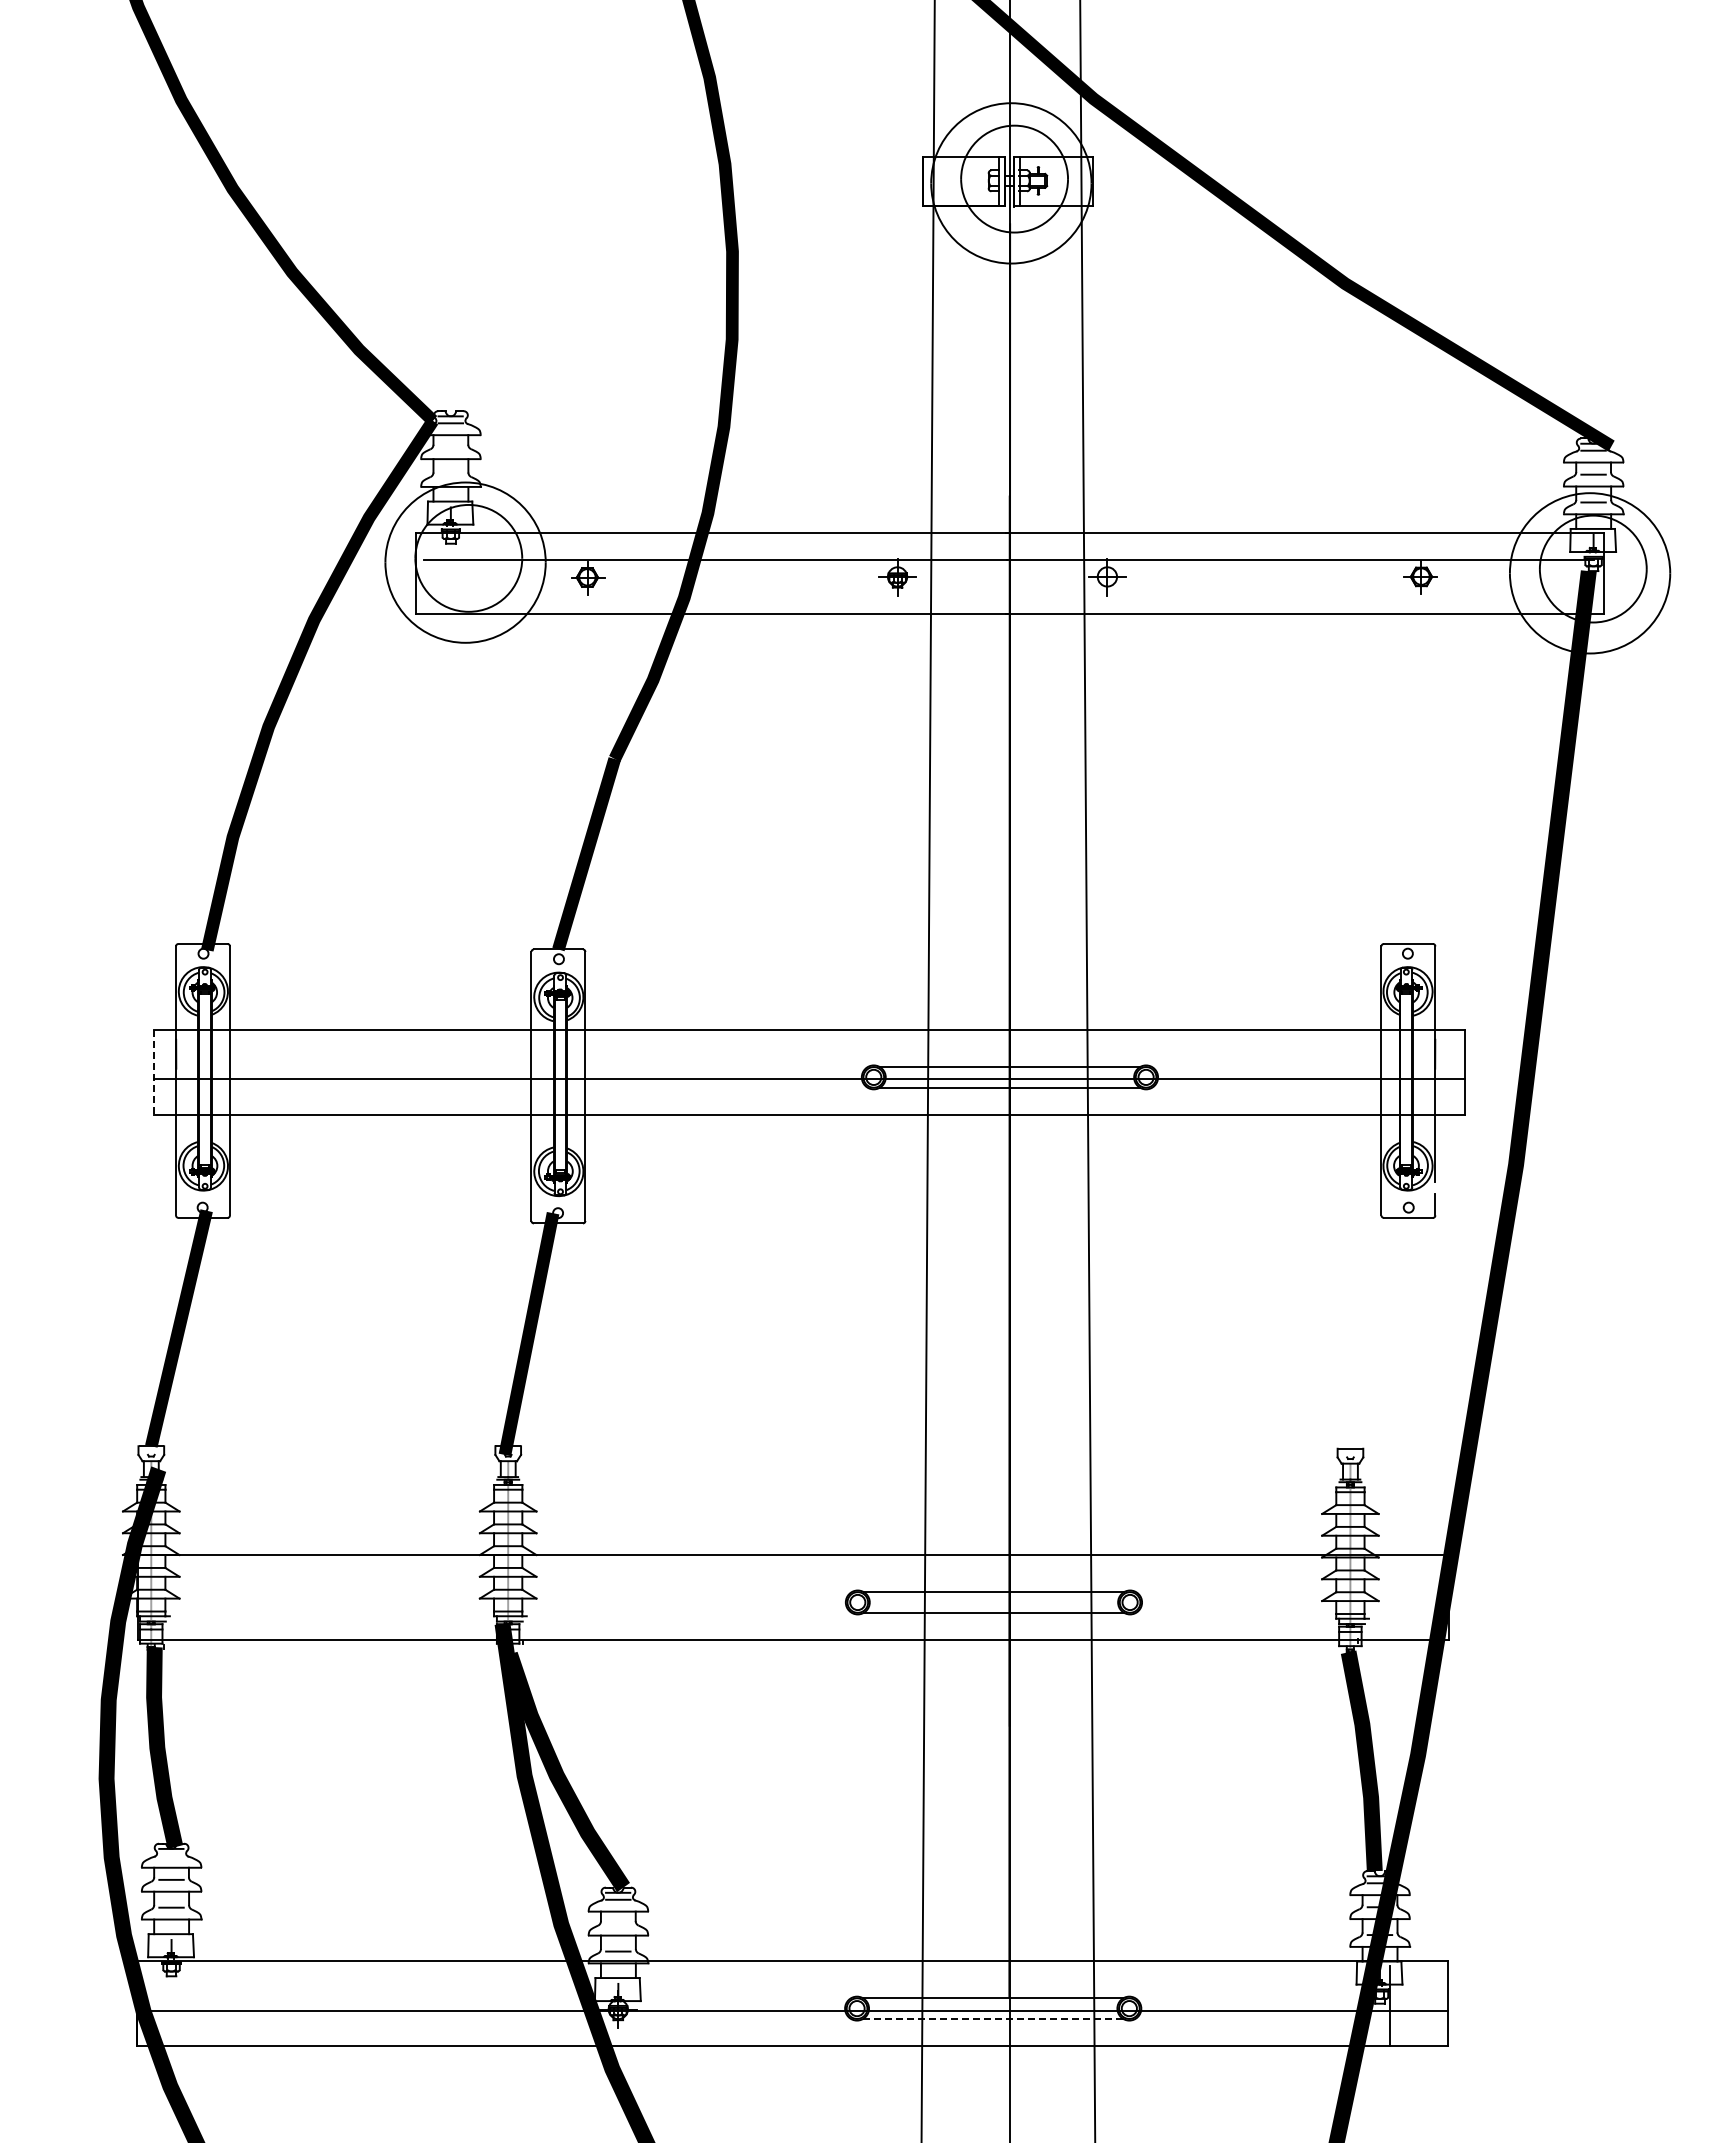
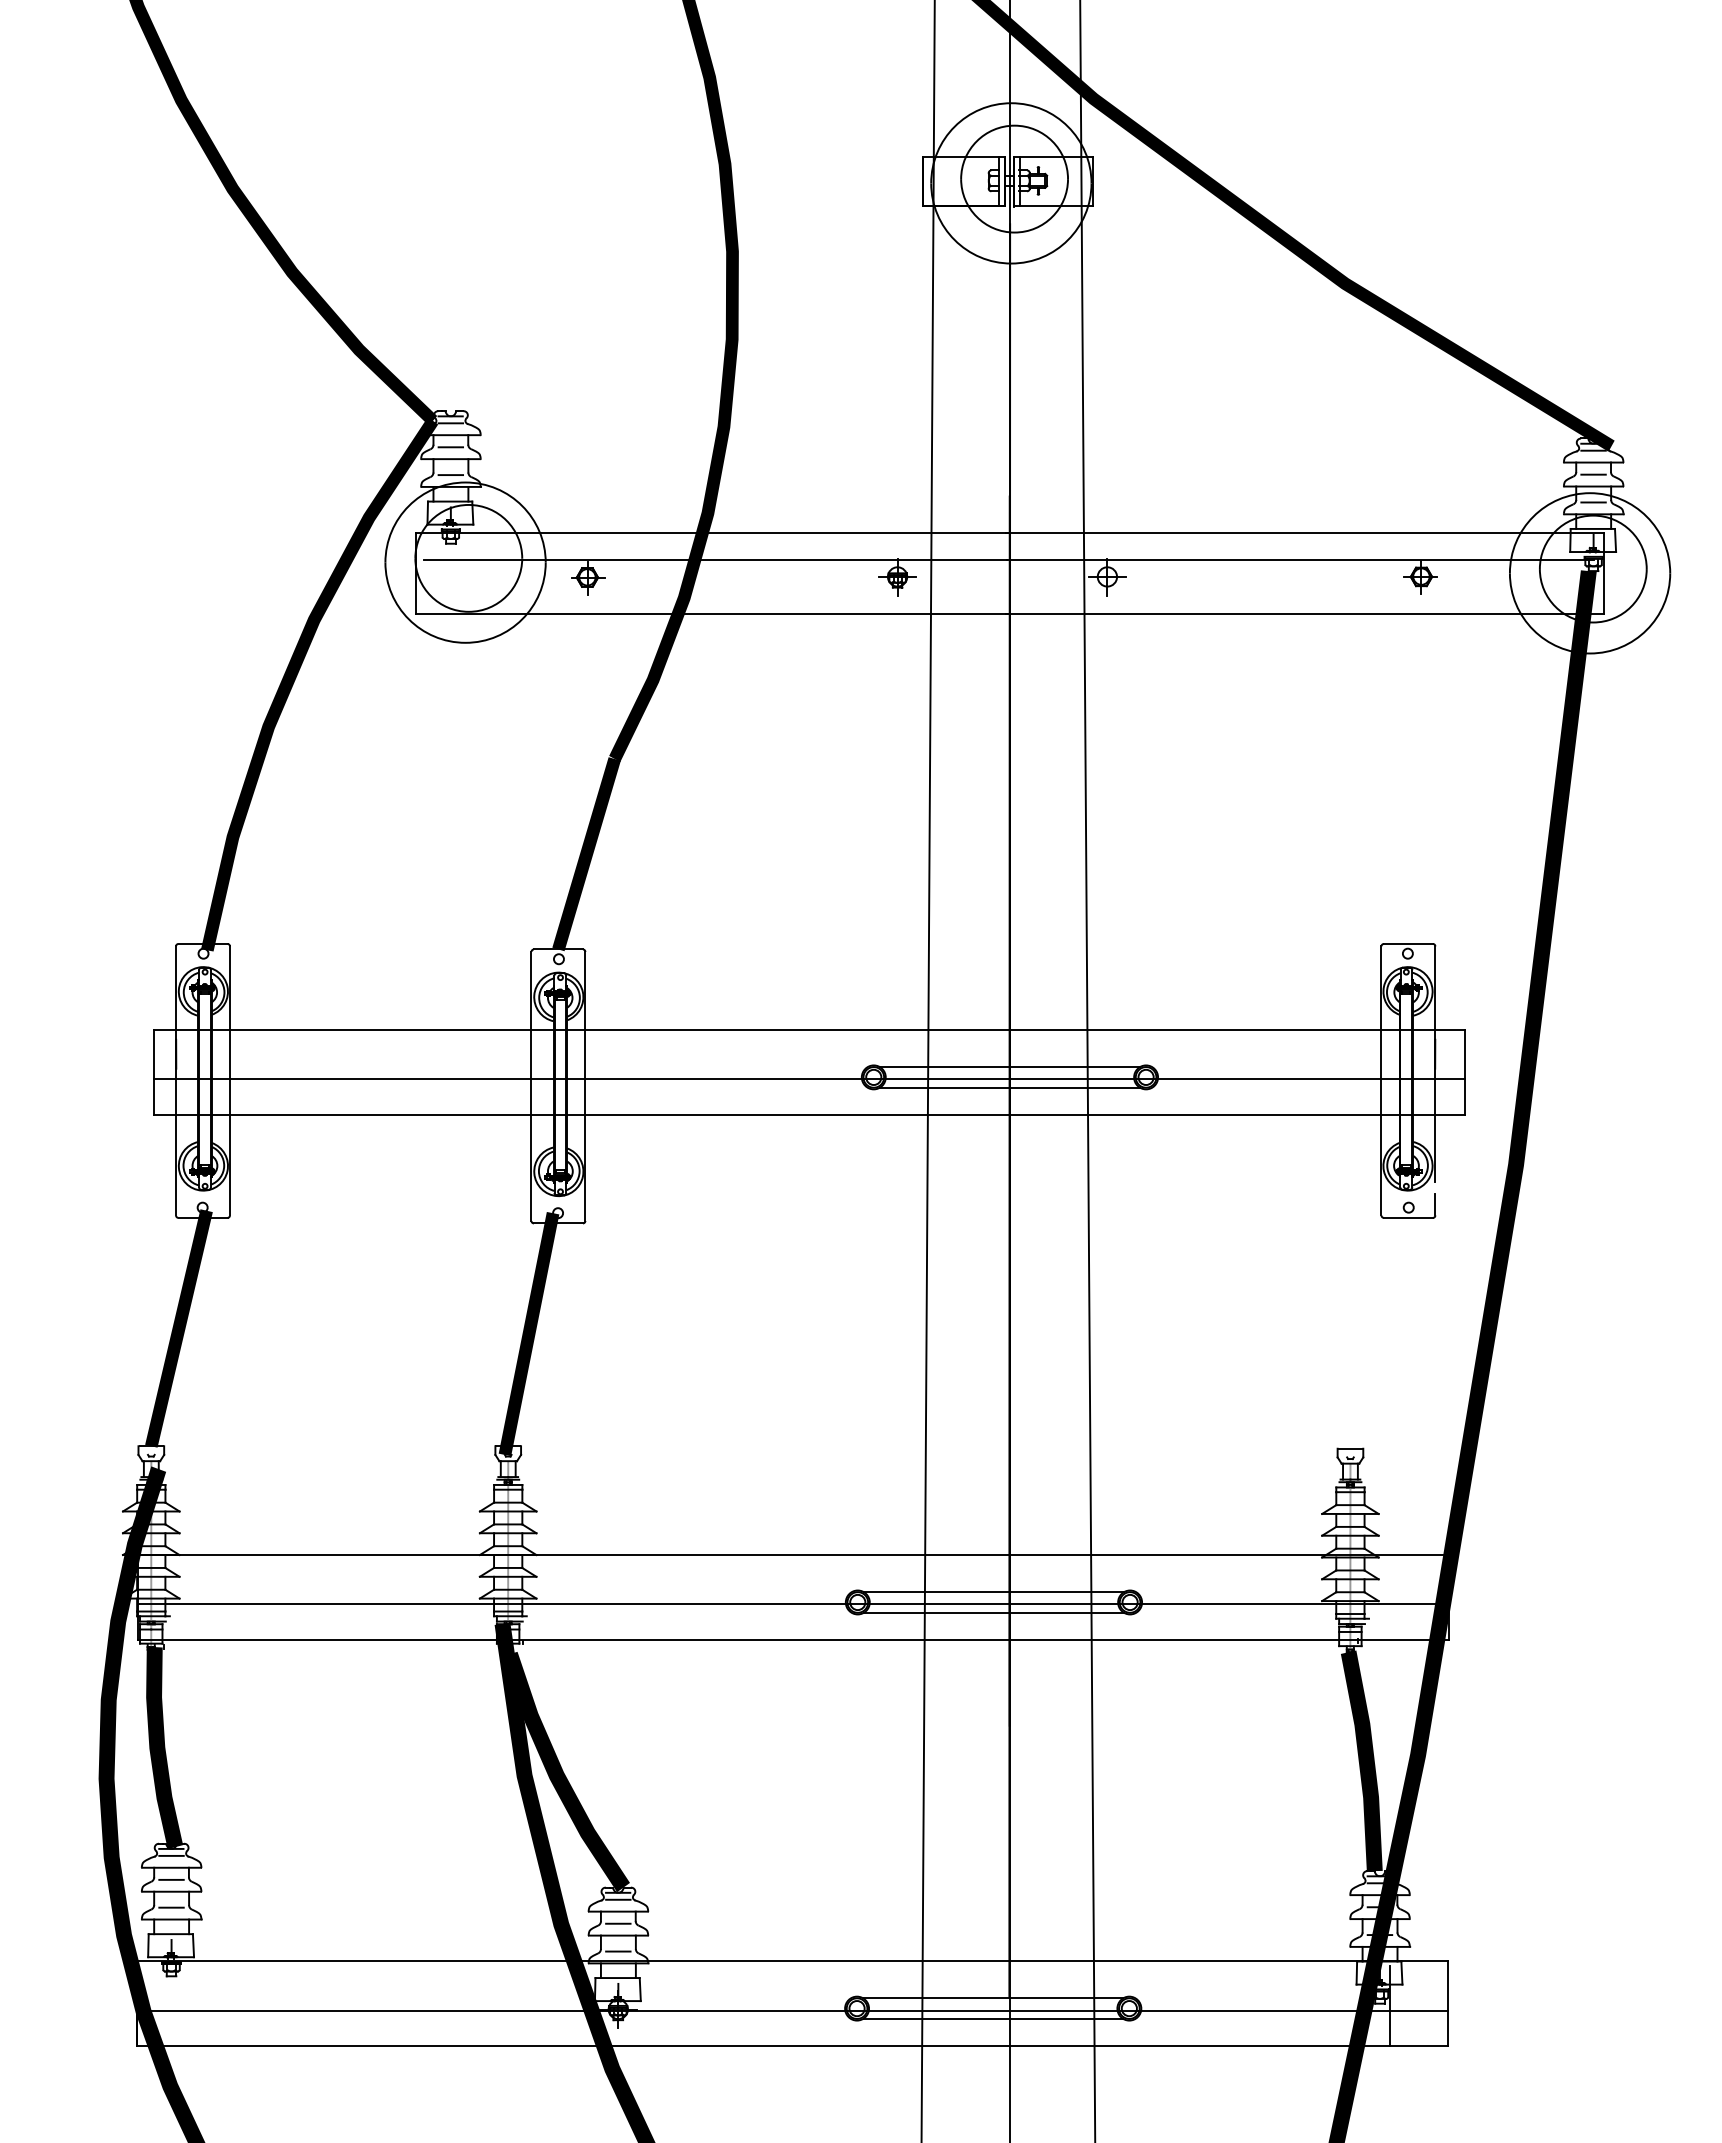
line: none -> present (450, 447)
line: none -> present (450, 475)
line: dashed -> solid (153, 1072)
line: none -> present (792, 1604)
line: none -> present (171, 1855)
line: none -> present (618, 1923)
line: dashed -> solid (993, 2019)
